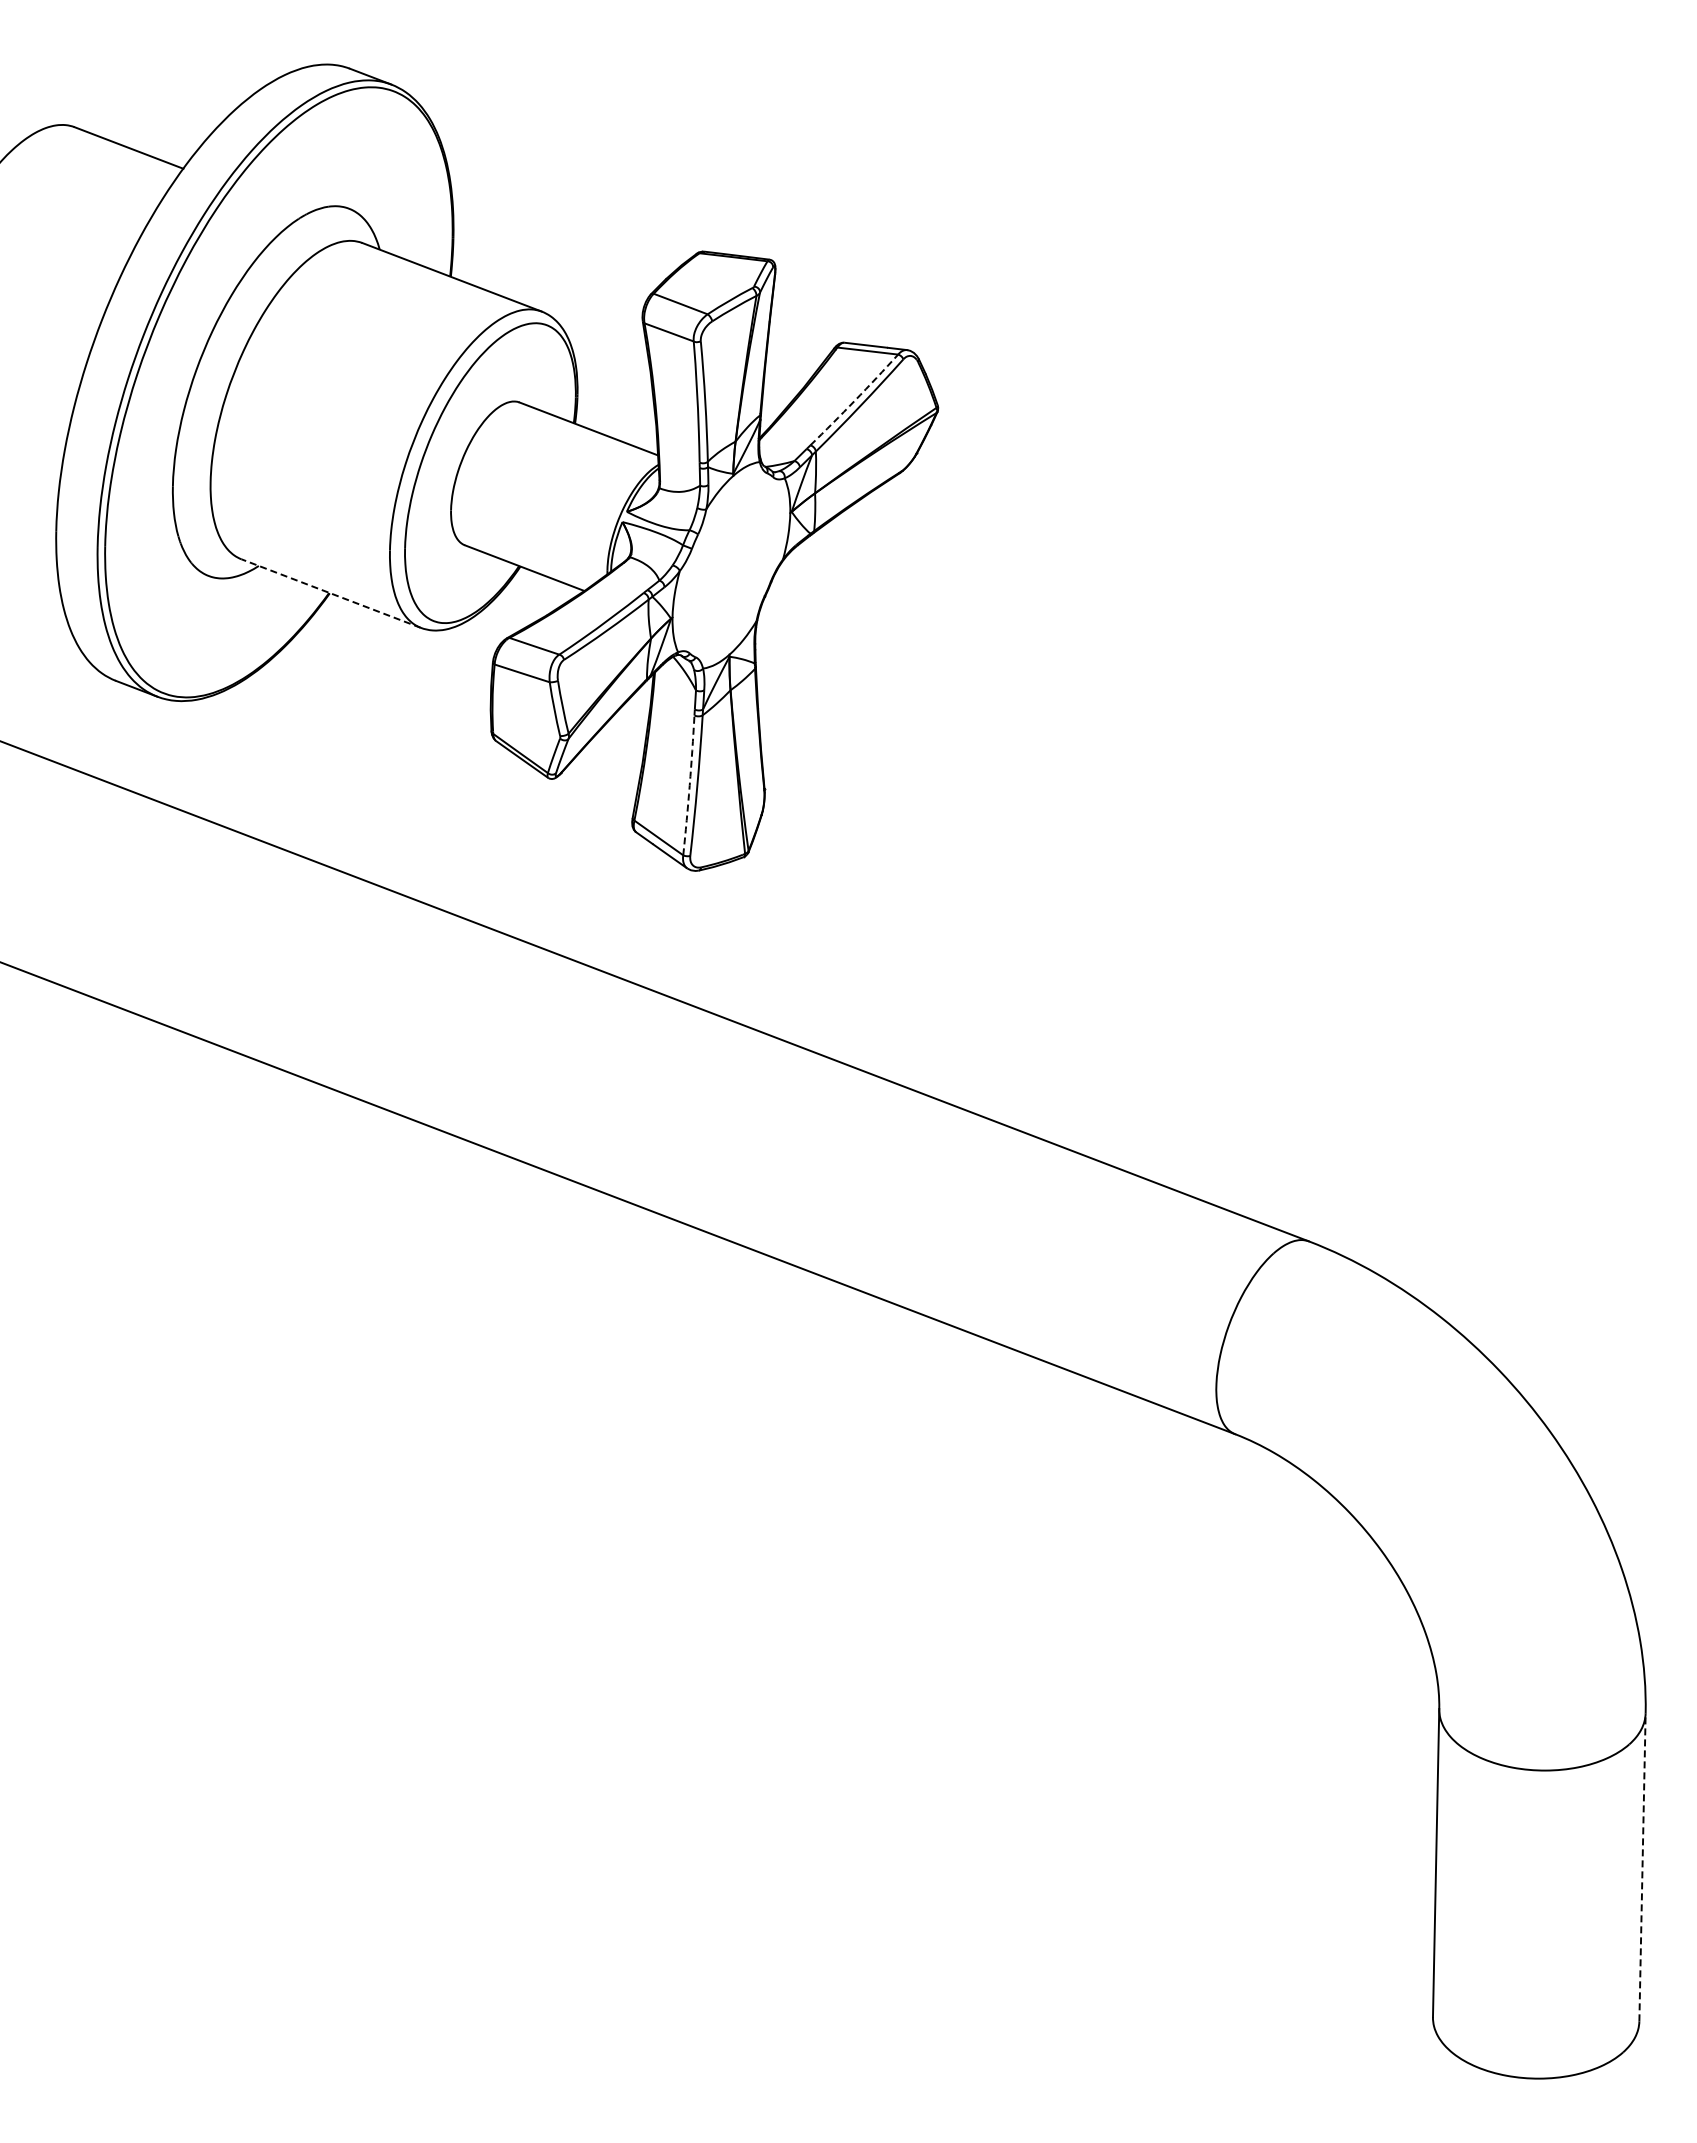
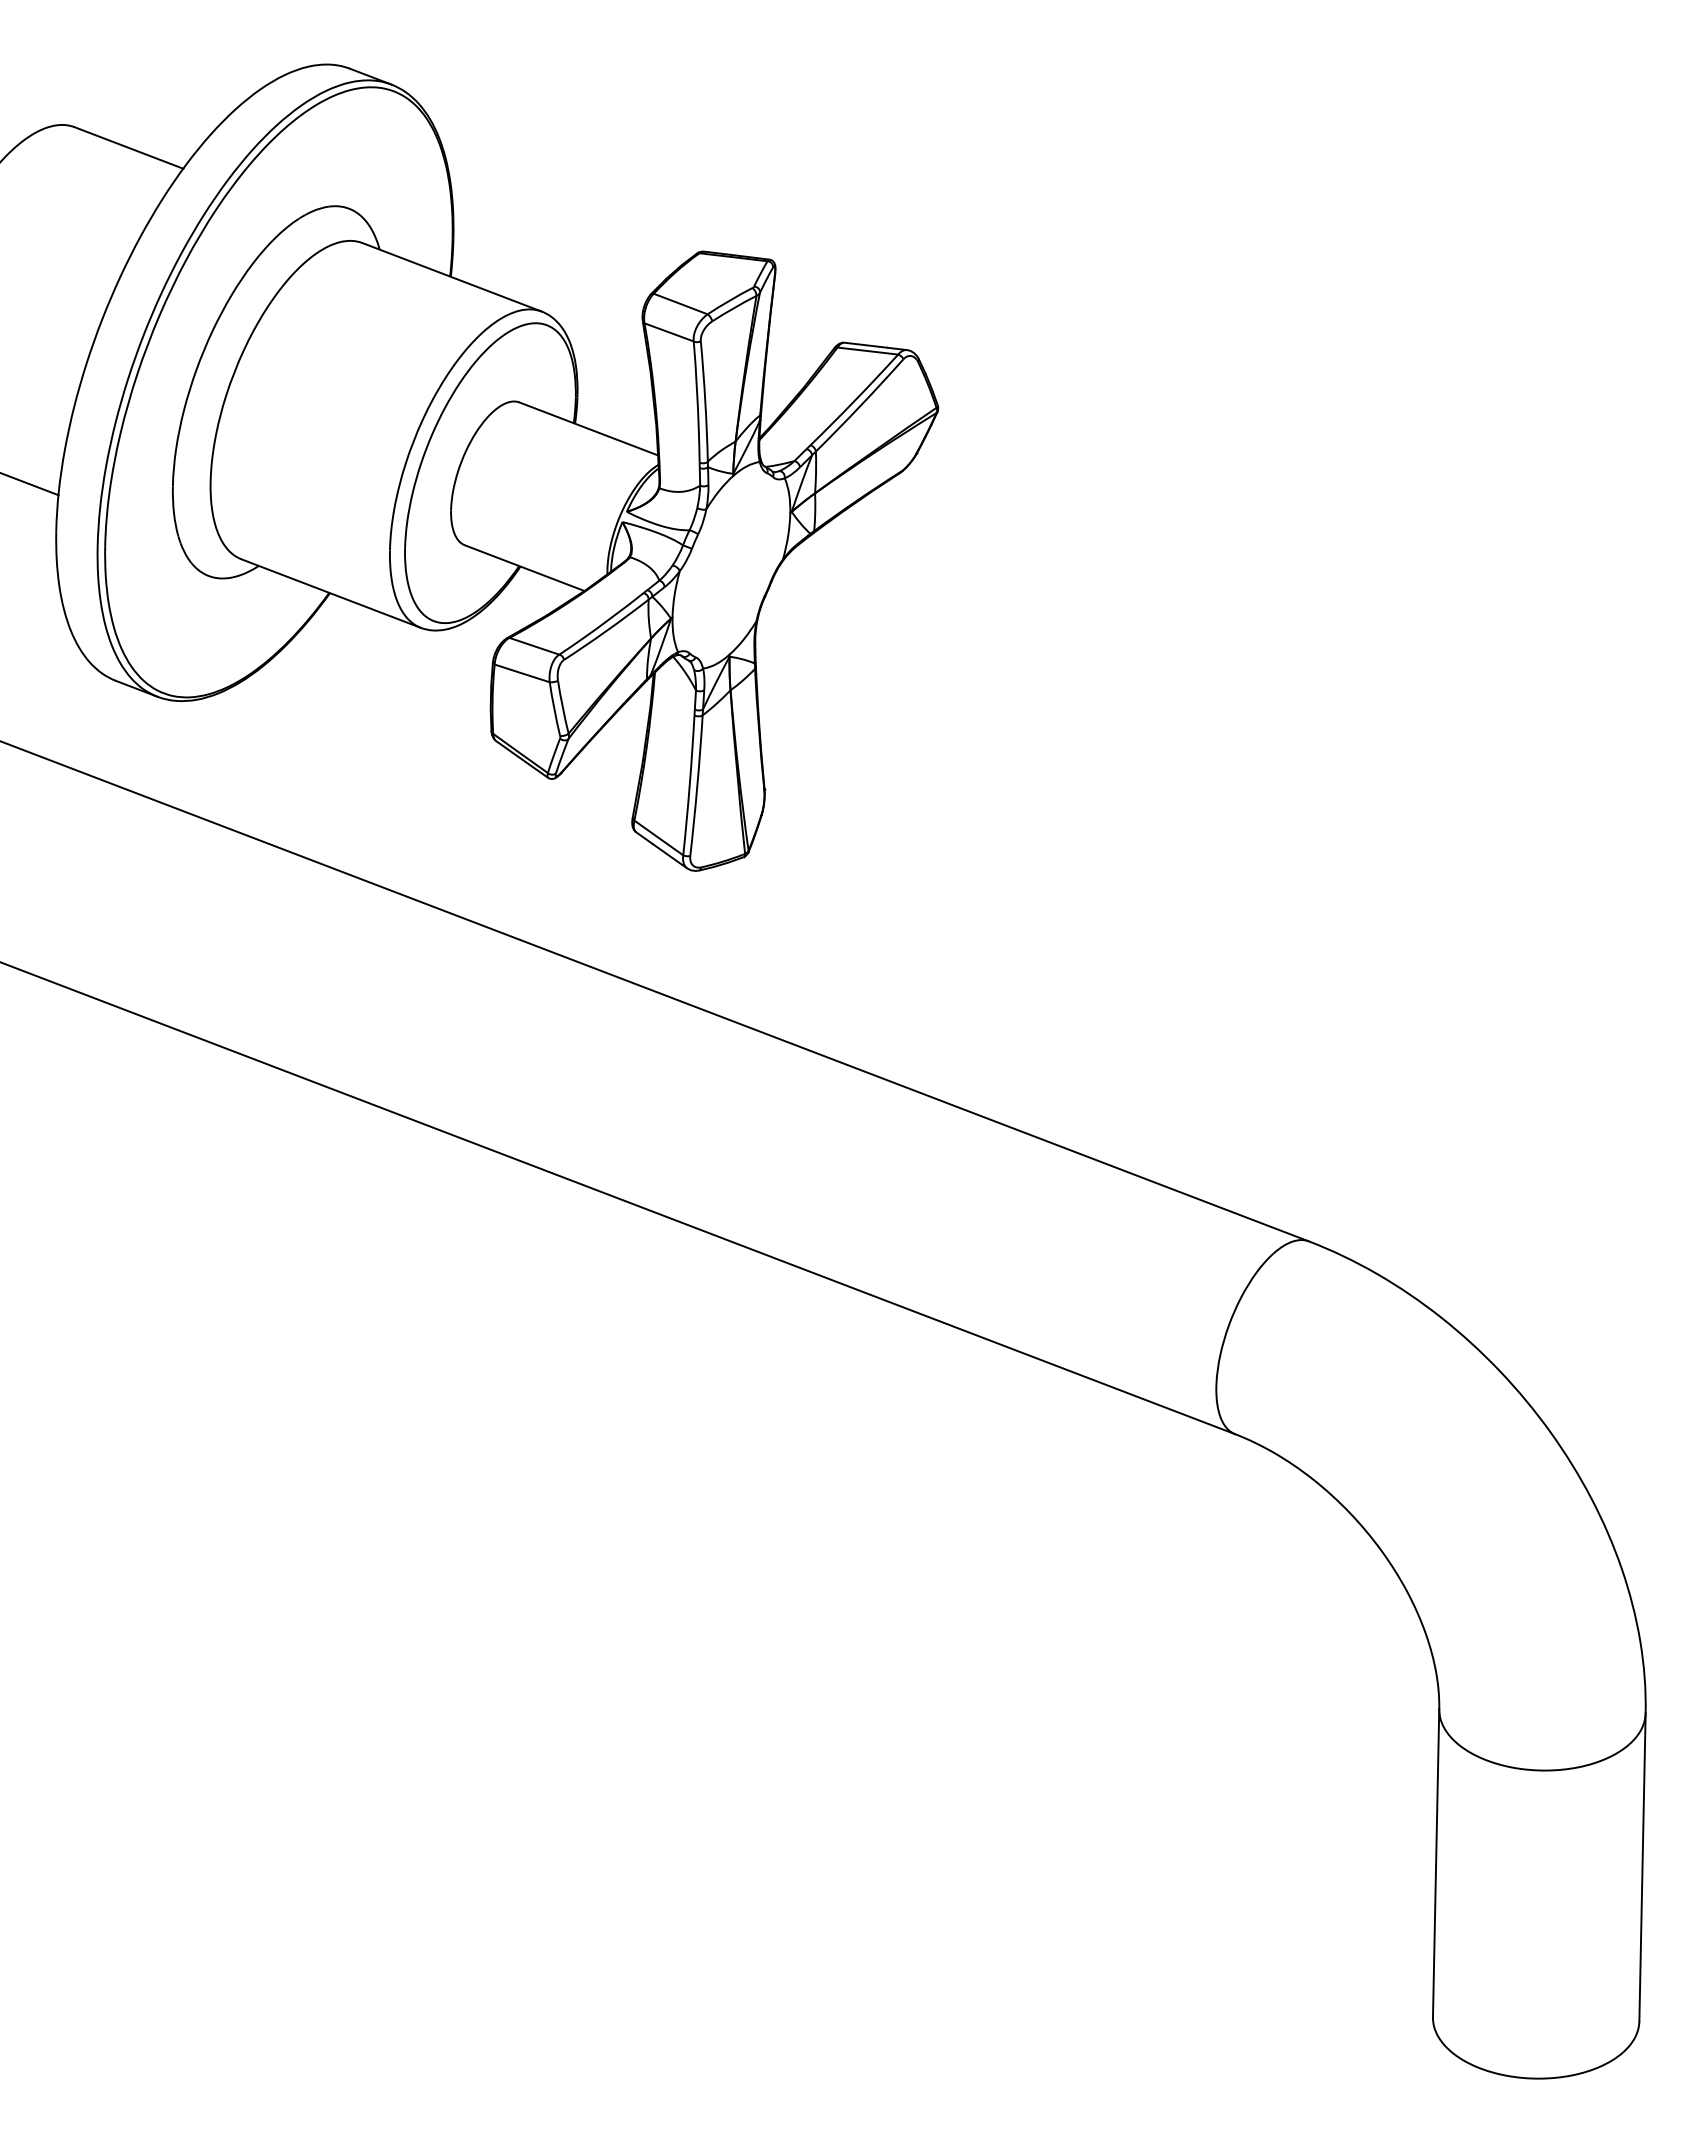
arc: dashed -> solid (854, 400)
line: none -> present (30, 484)
line: dashed -> solid (330, 593)
arc: dashed -> solid (689, 785)
line: dashed -> solid (1642, 1866)
